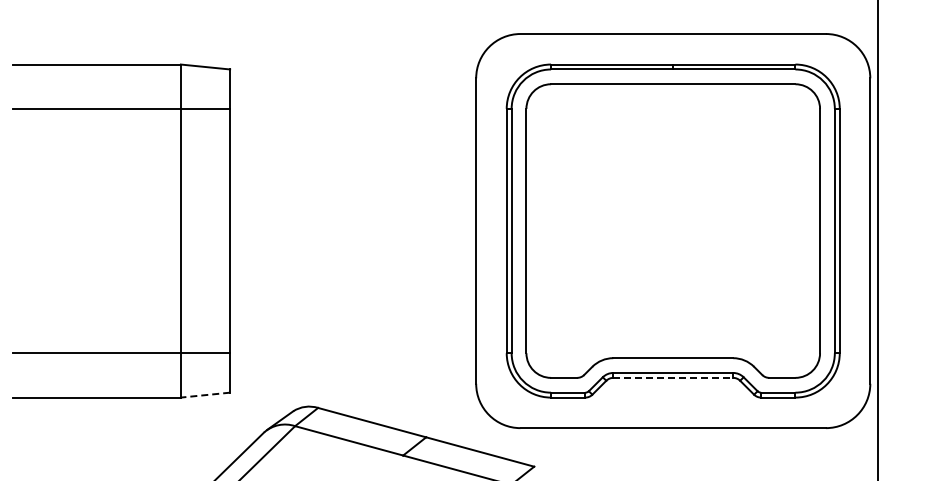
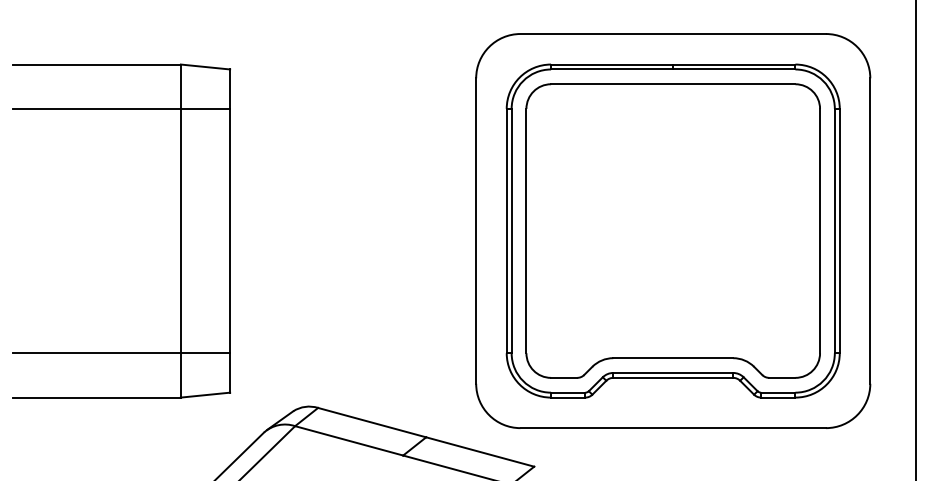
line position: (877, 239) -> (915, 239) (915, 239)
line: dashed -> solid (673, 377)
line: dashed -> solid (205, 395)
